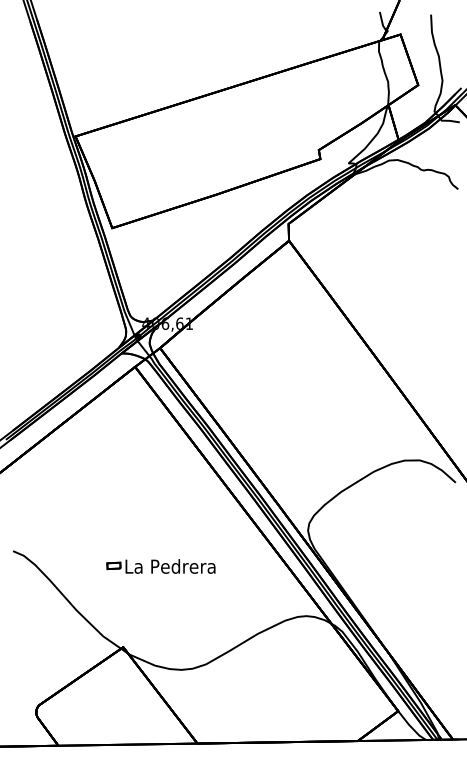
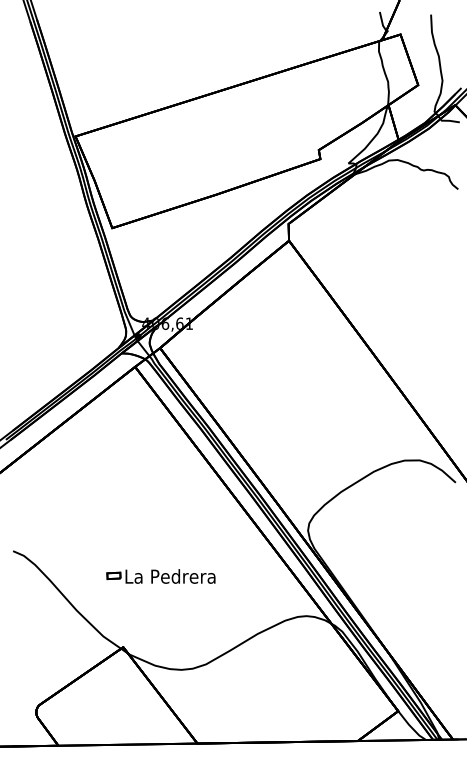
part position: (160, 566) -> (160, 576) (160, 576)
